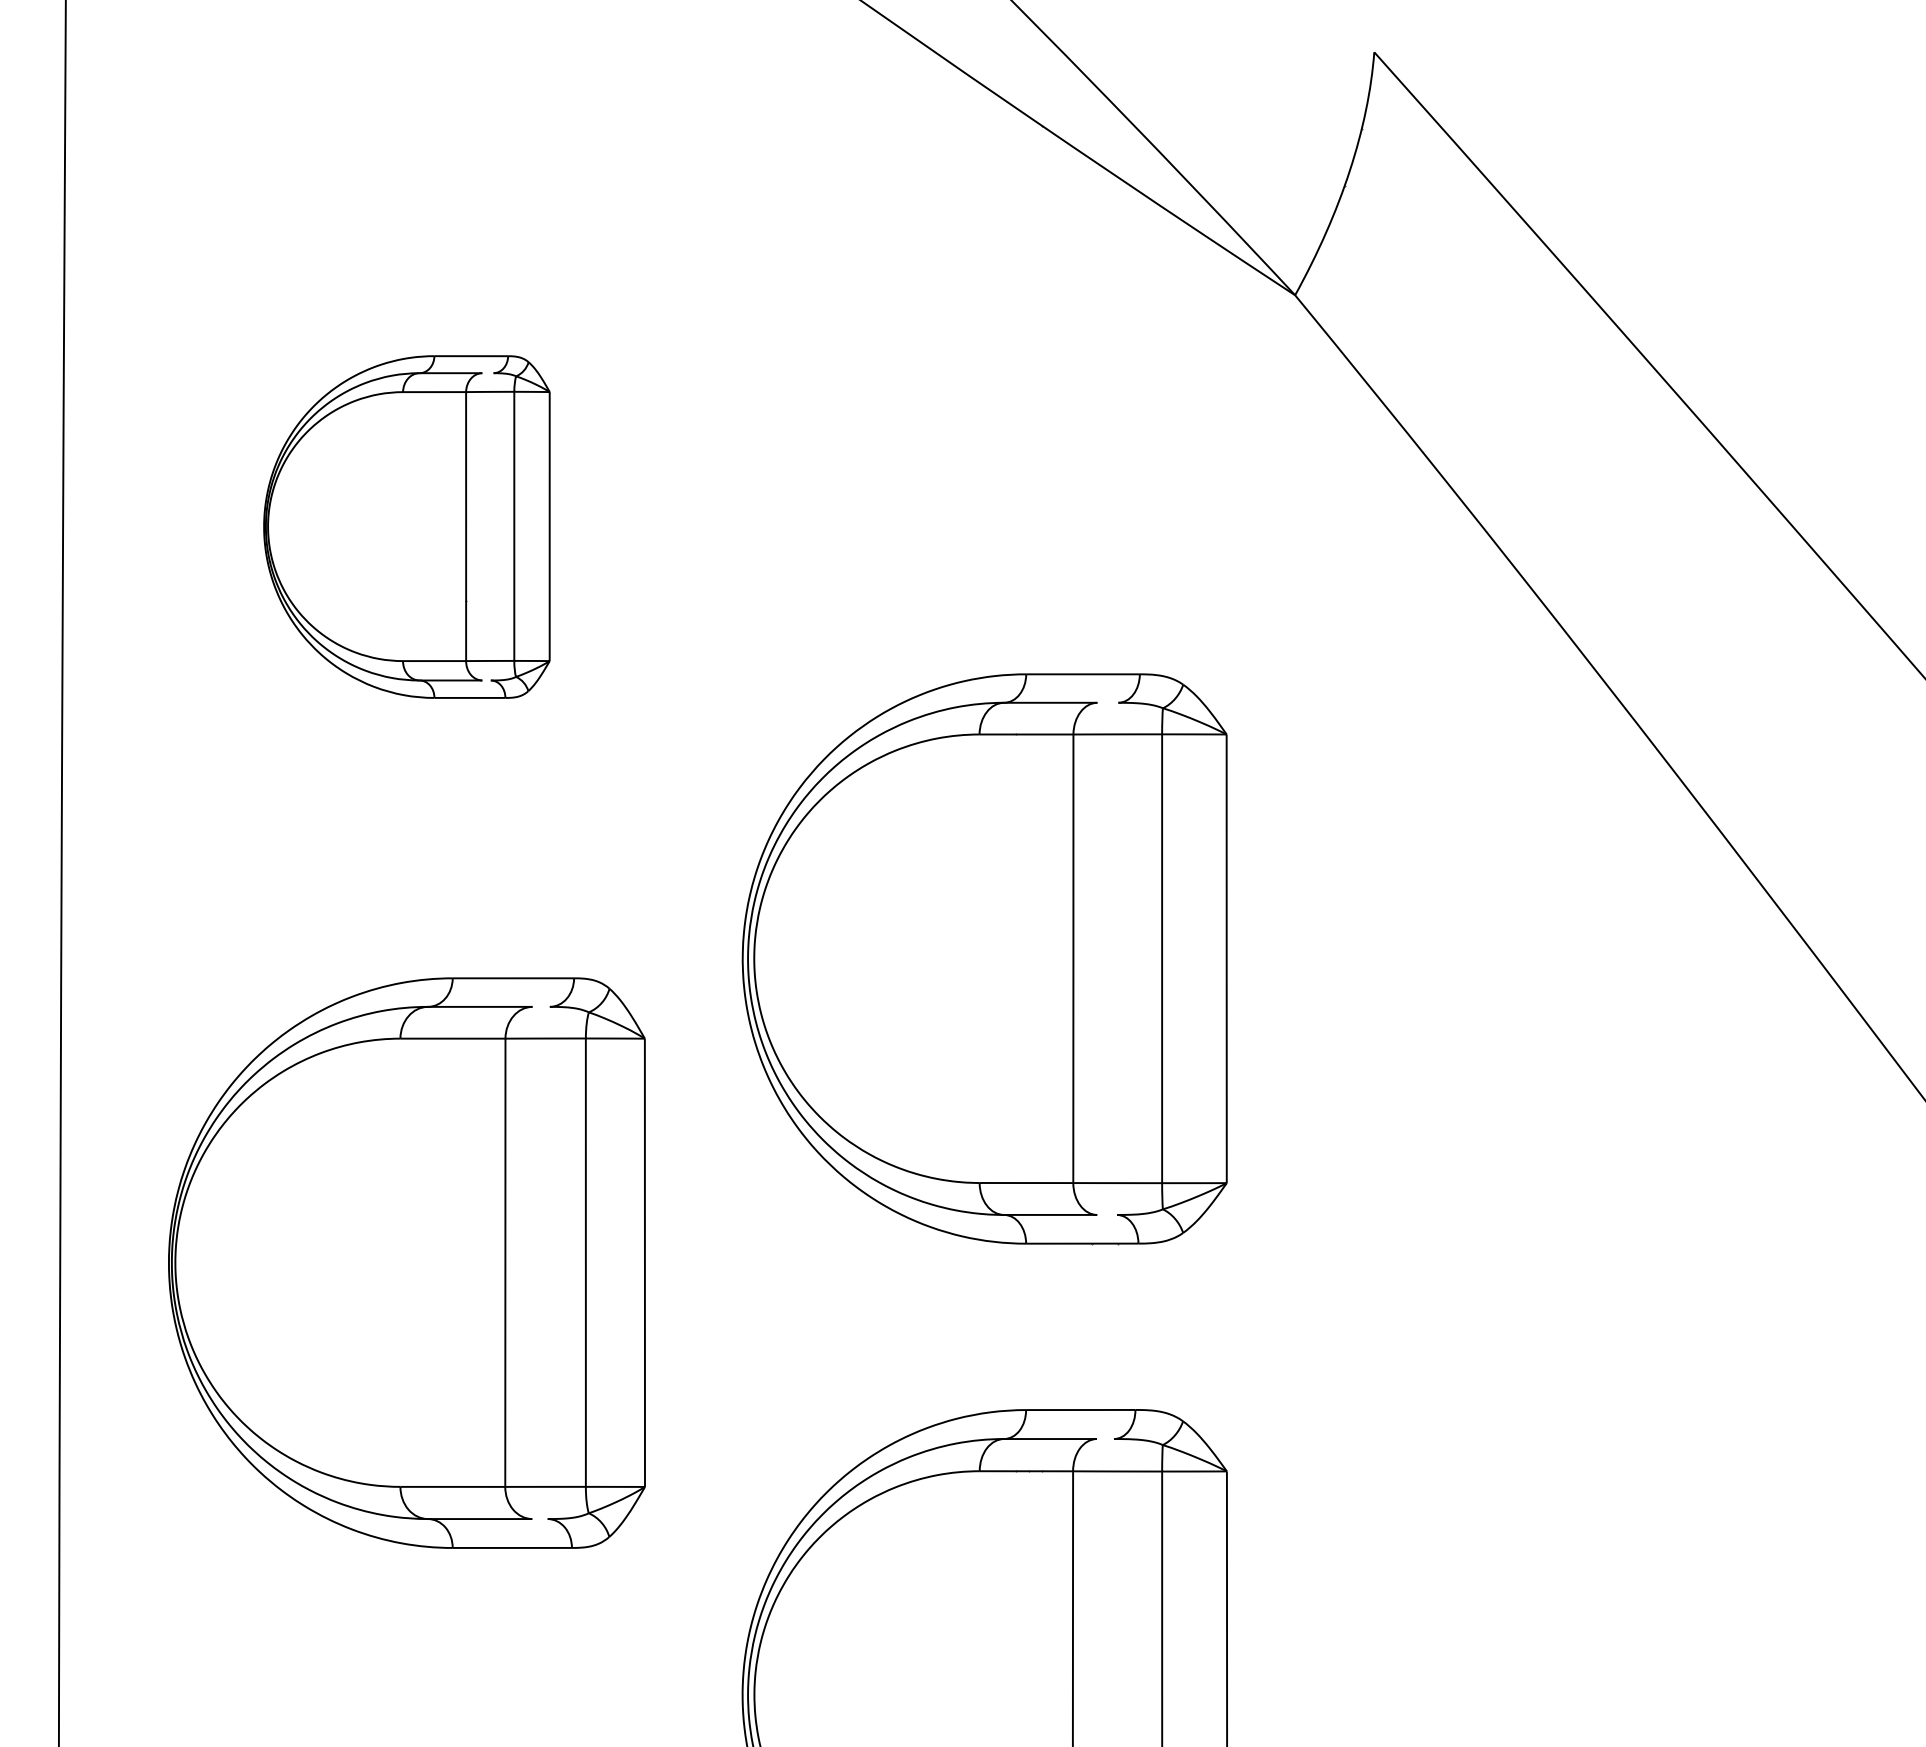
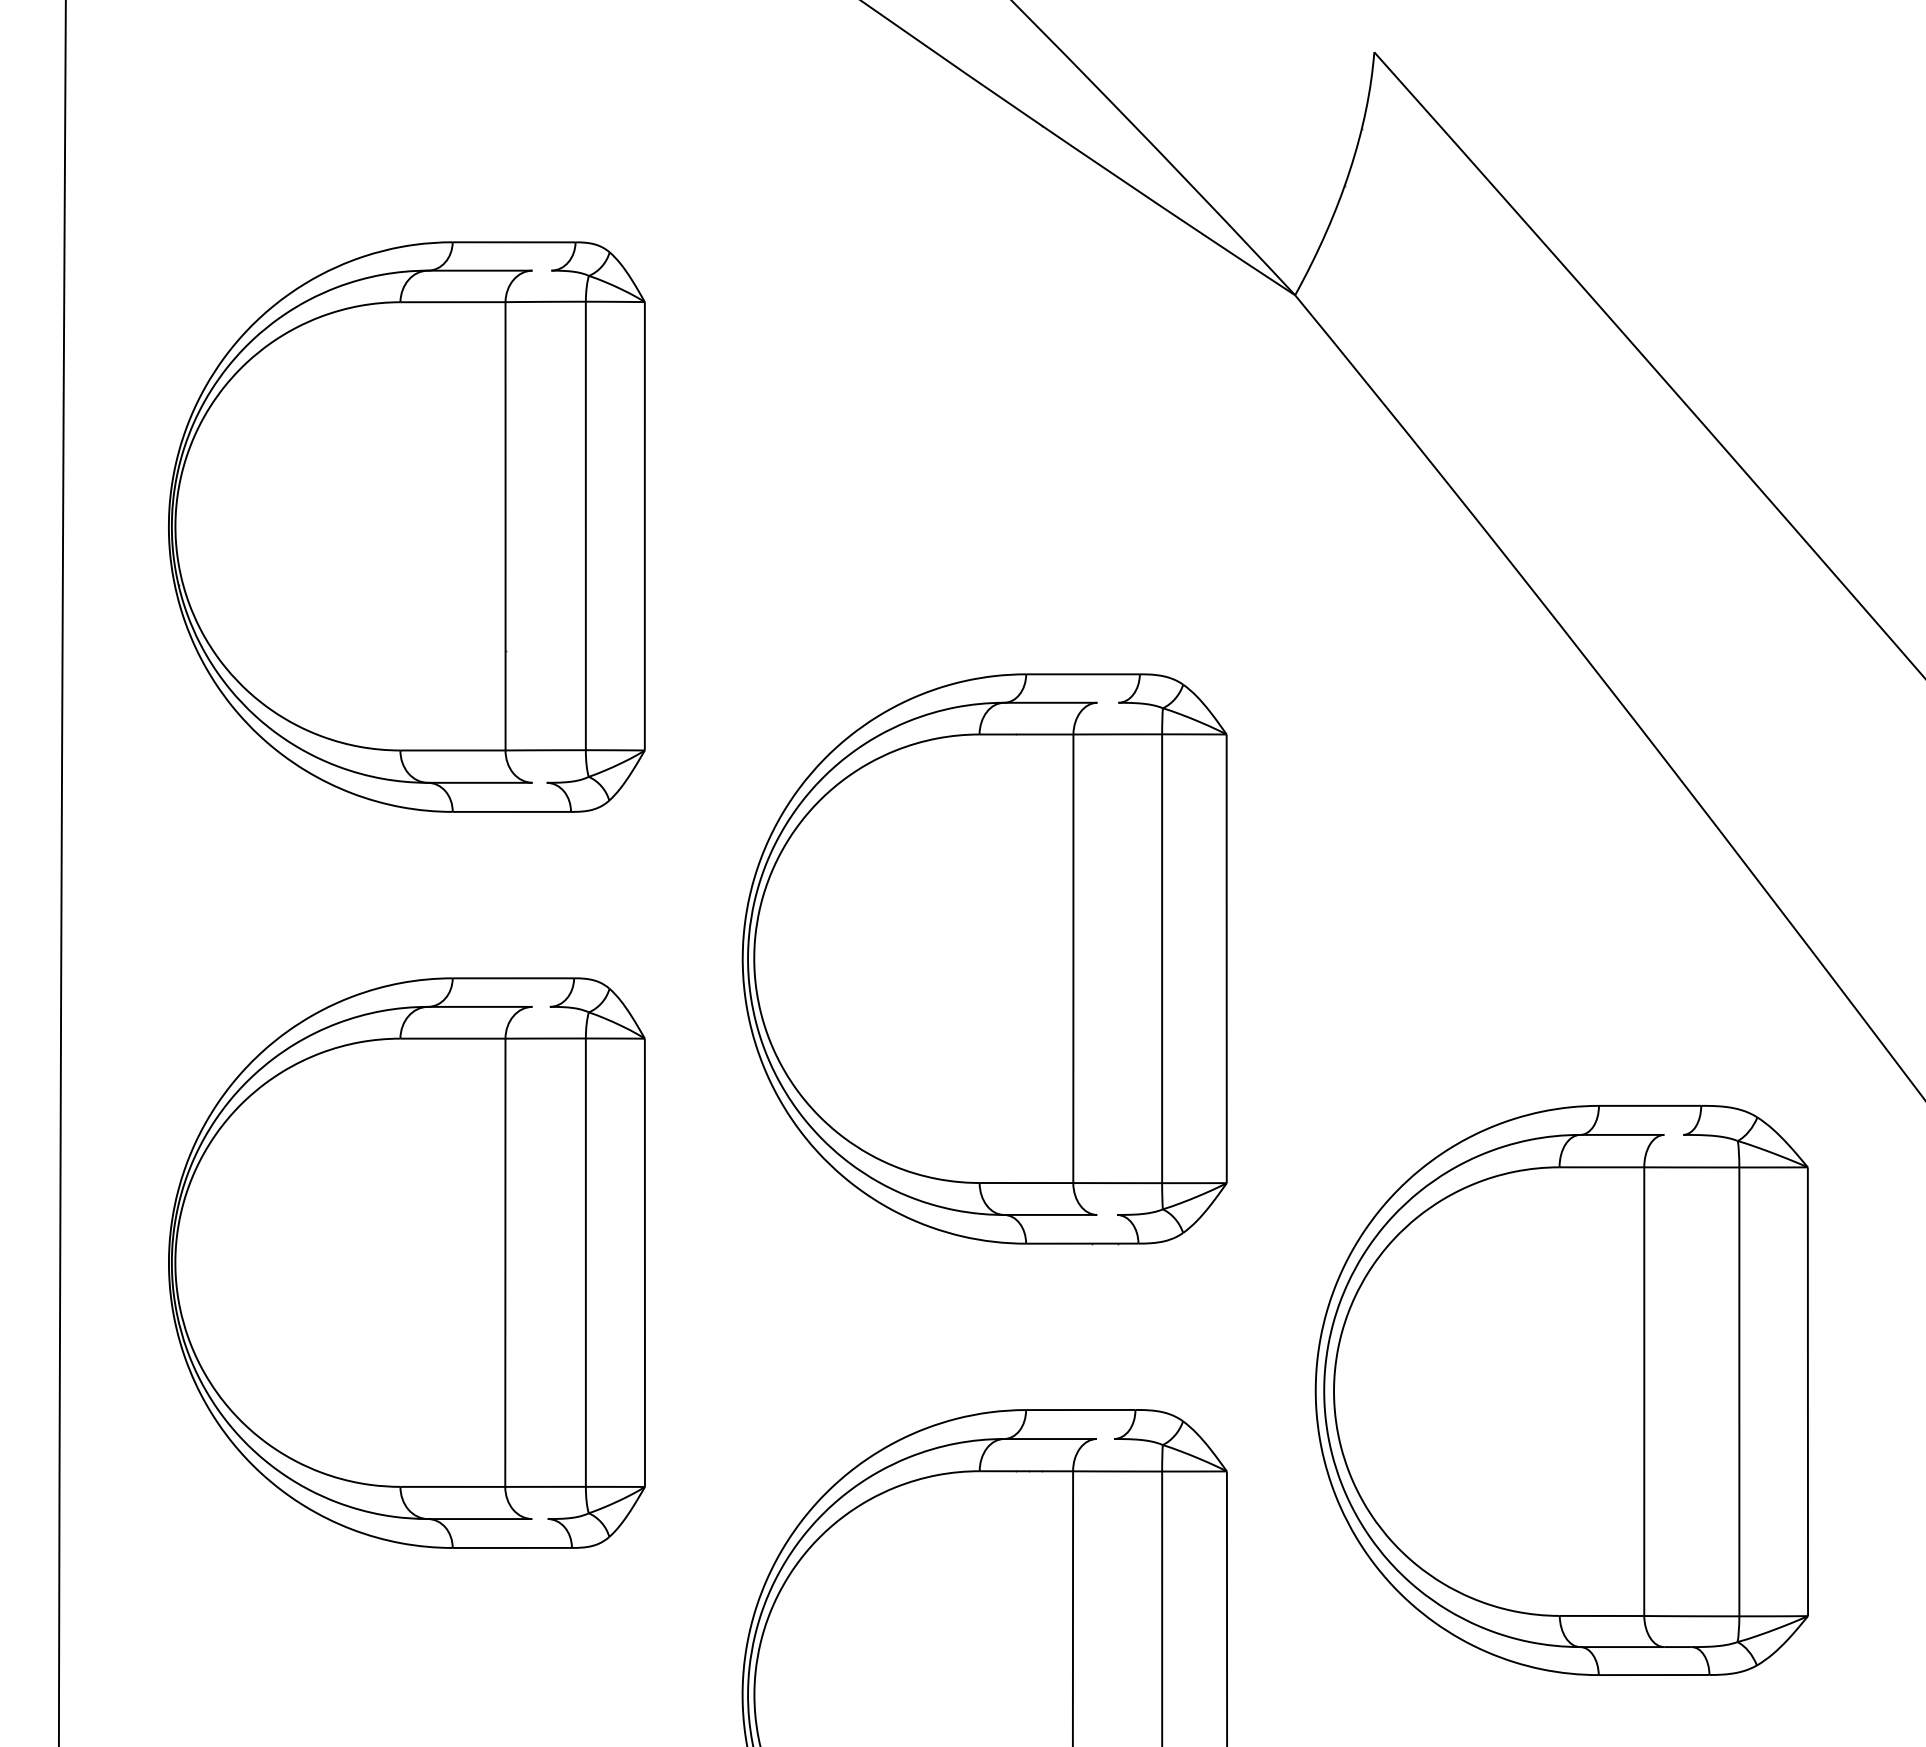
part size: 288x344 px -> 478x572 px (406, 526)
part: none -> present (1561, 1390)
